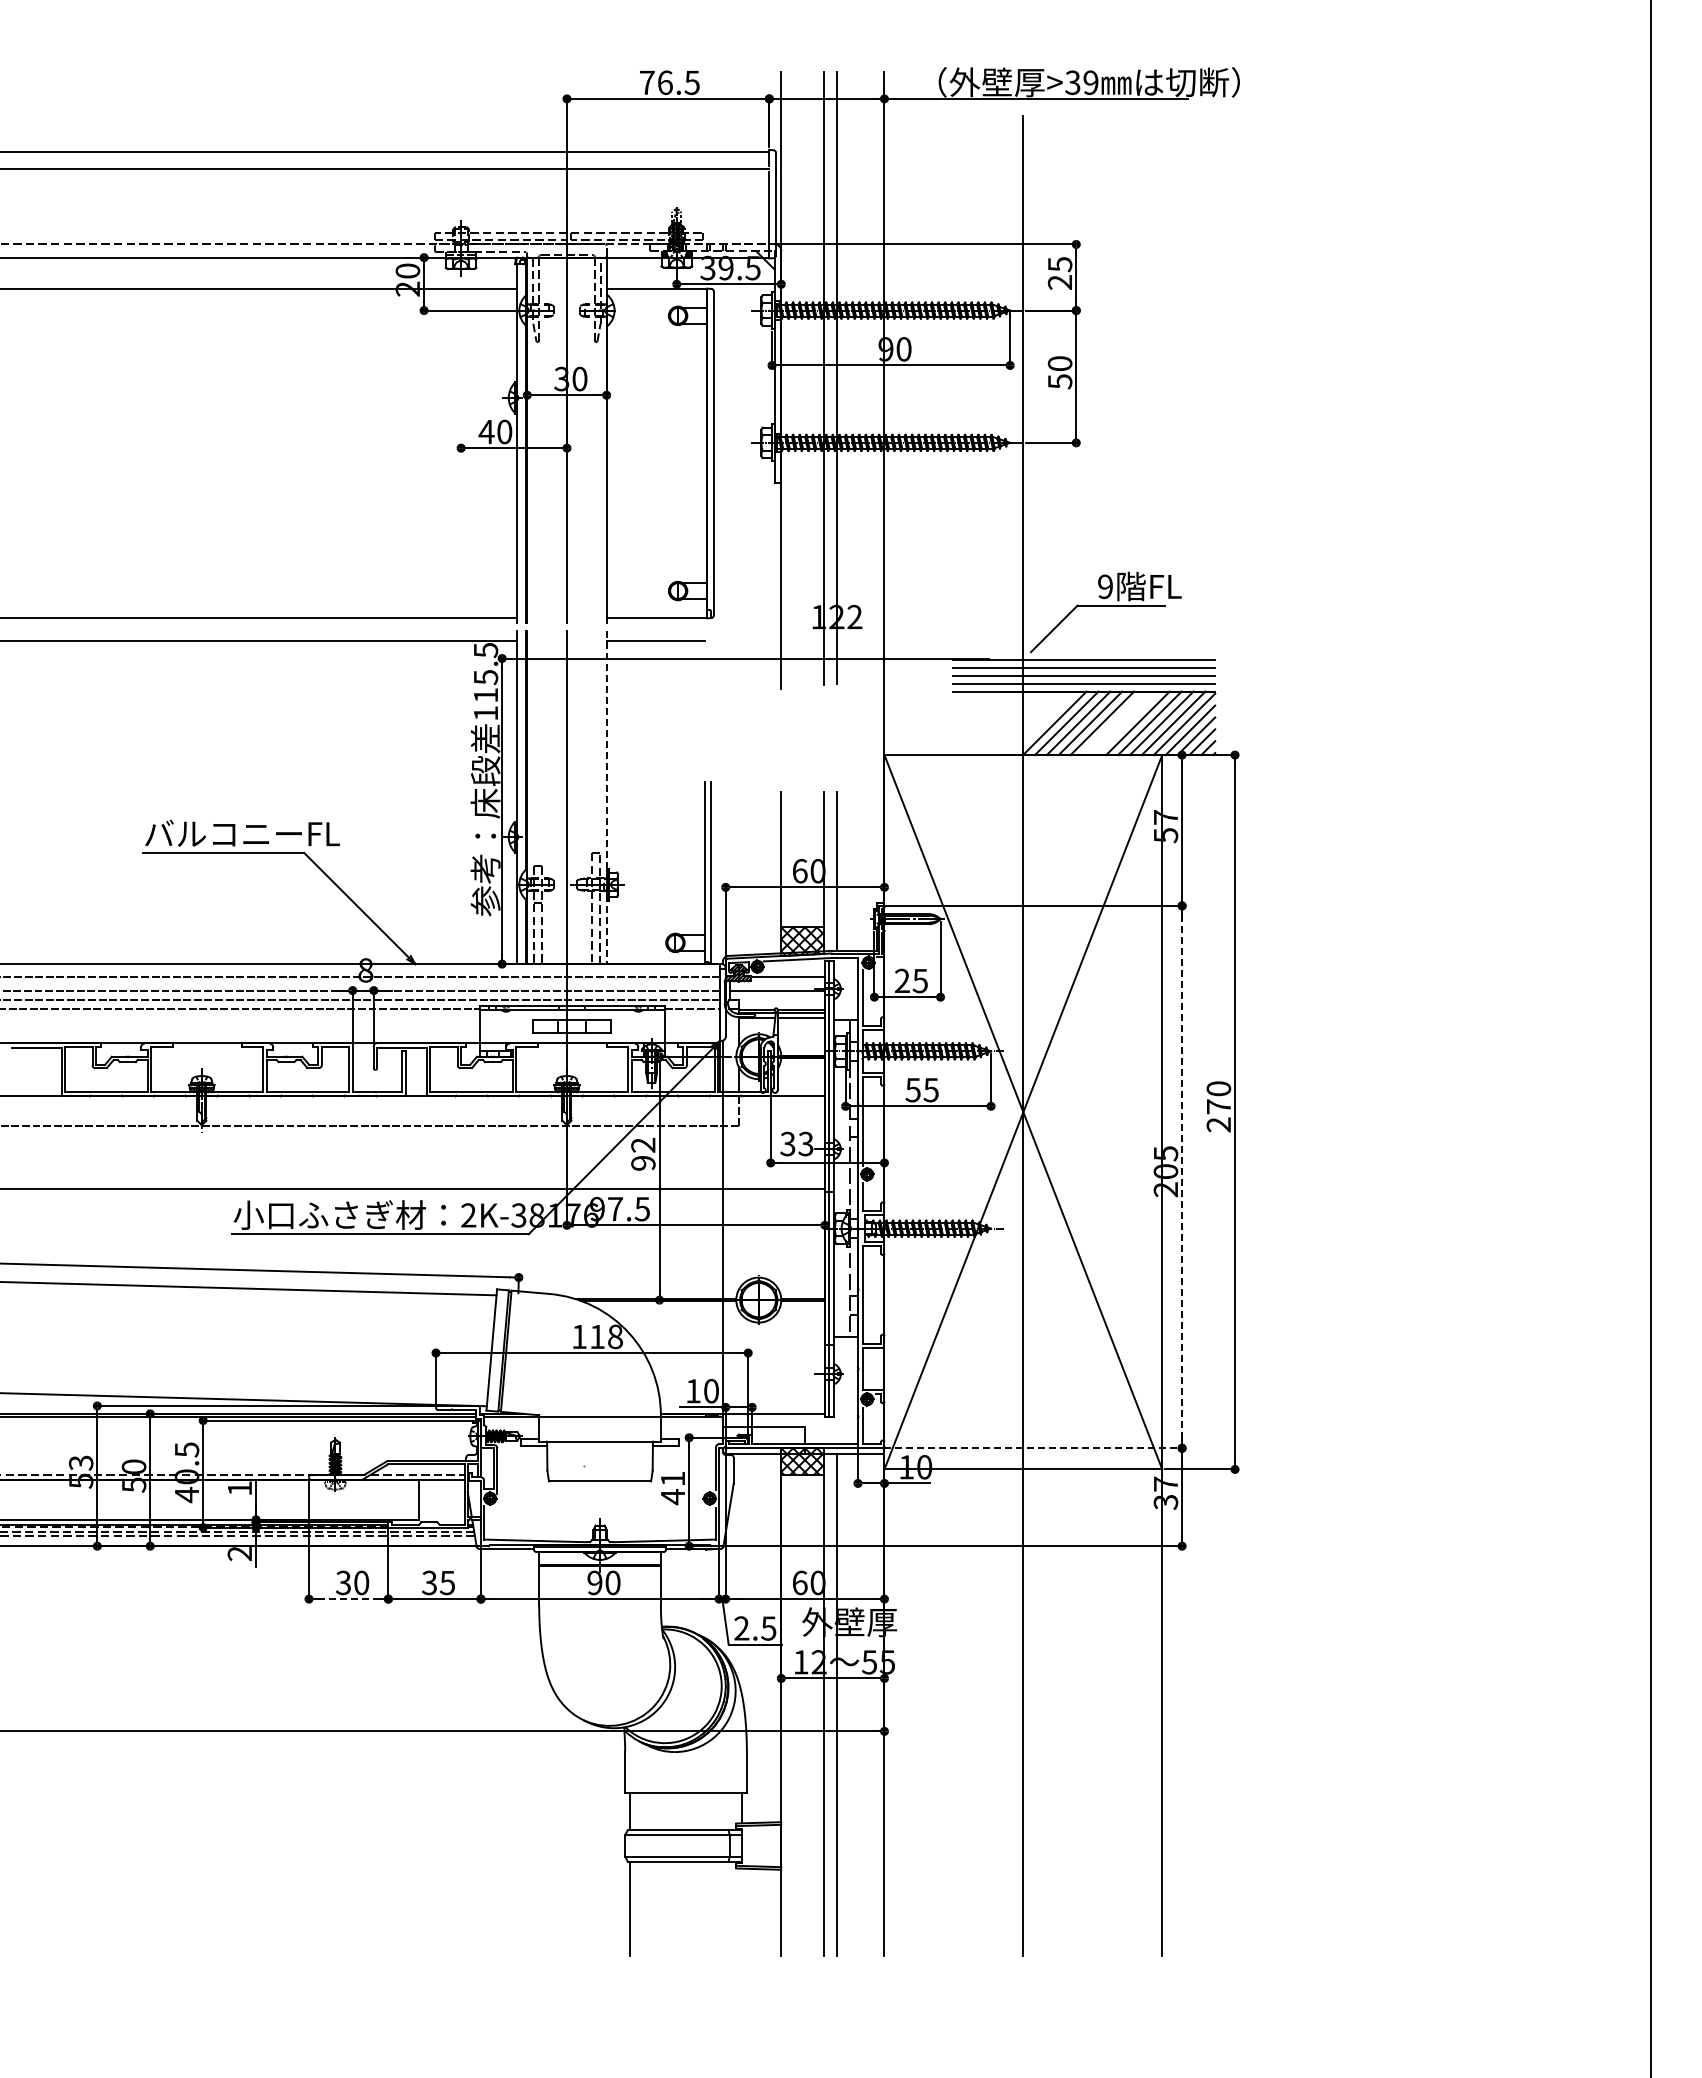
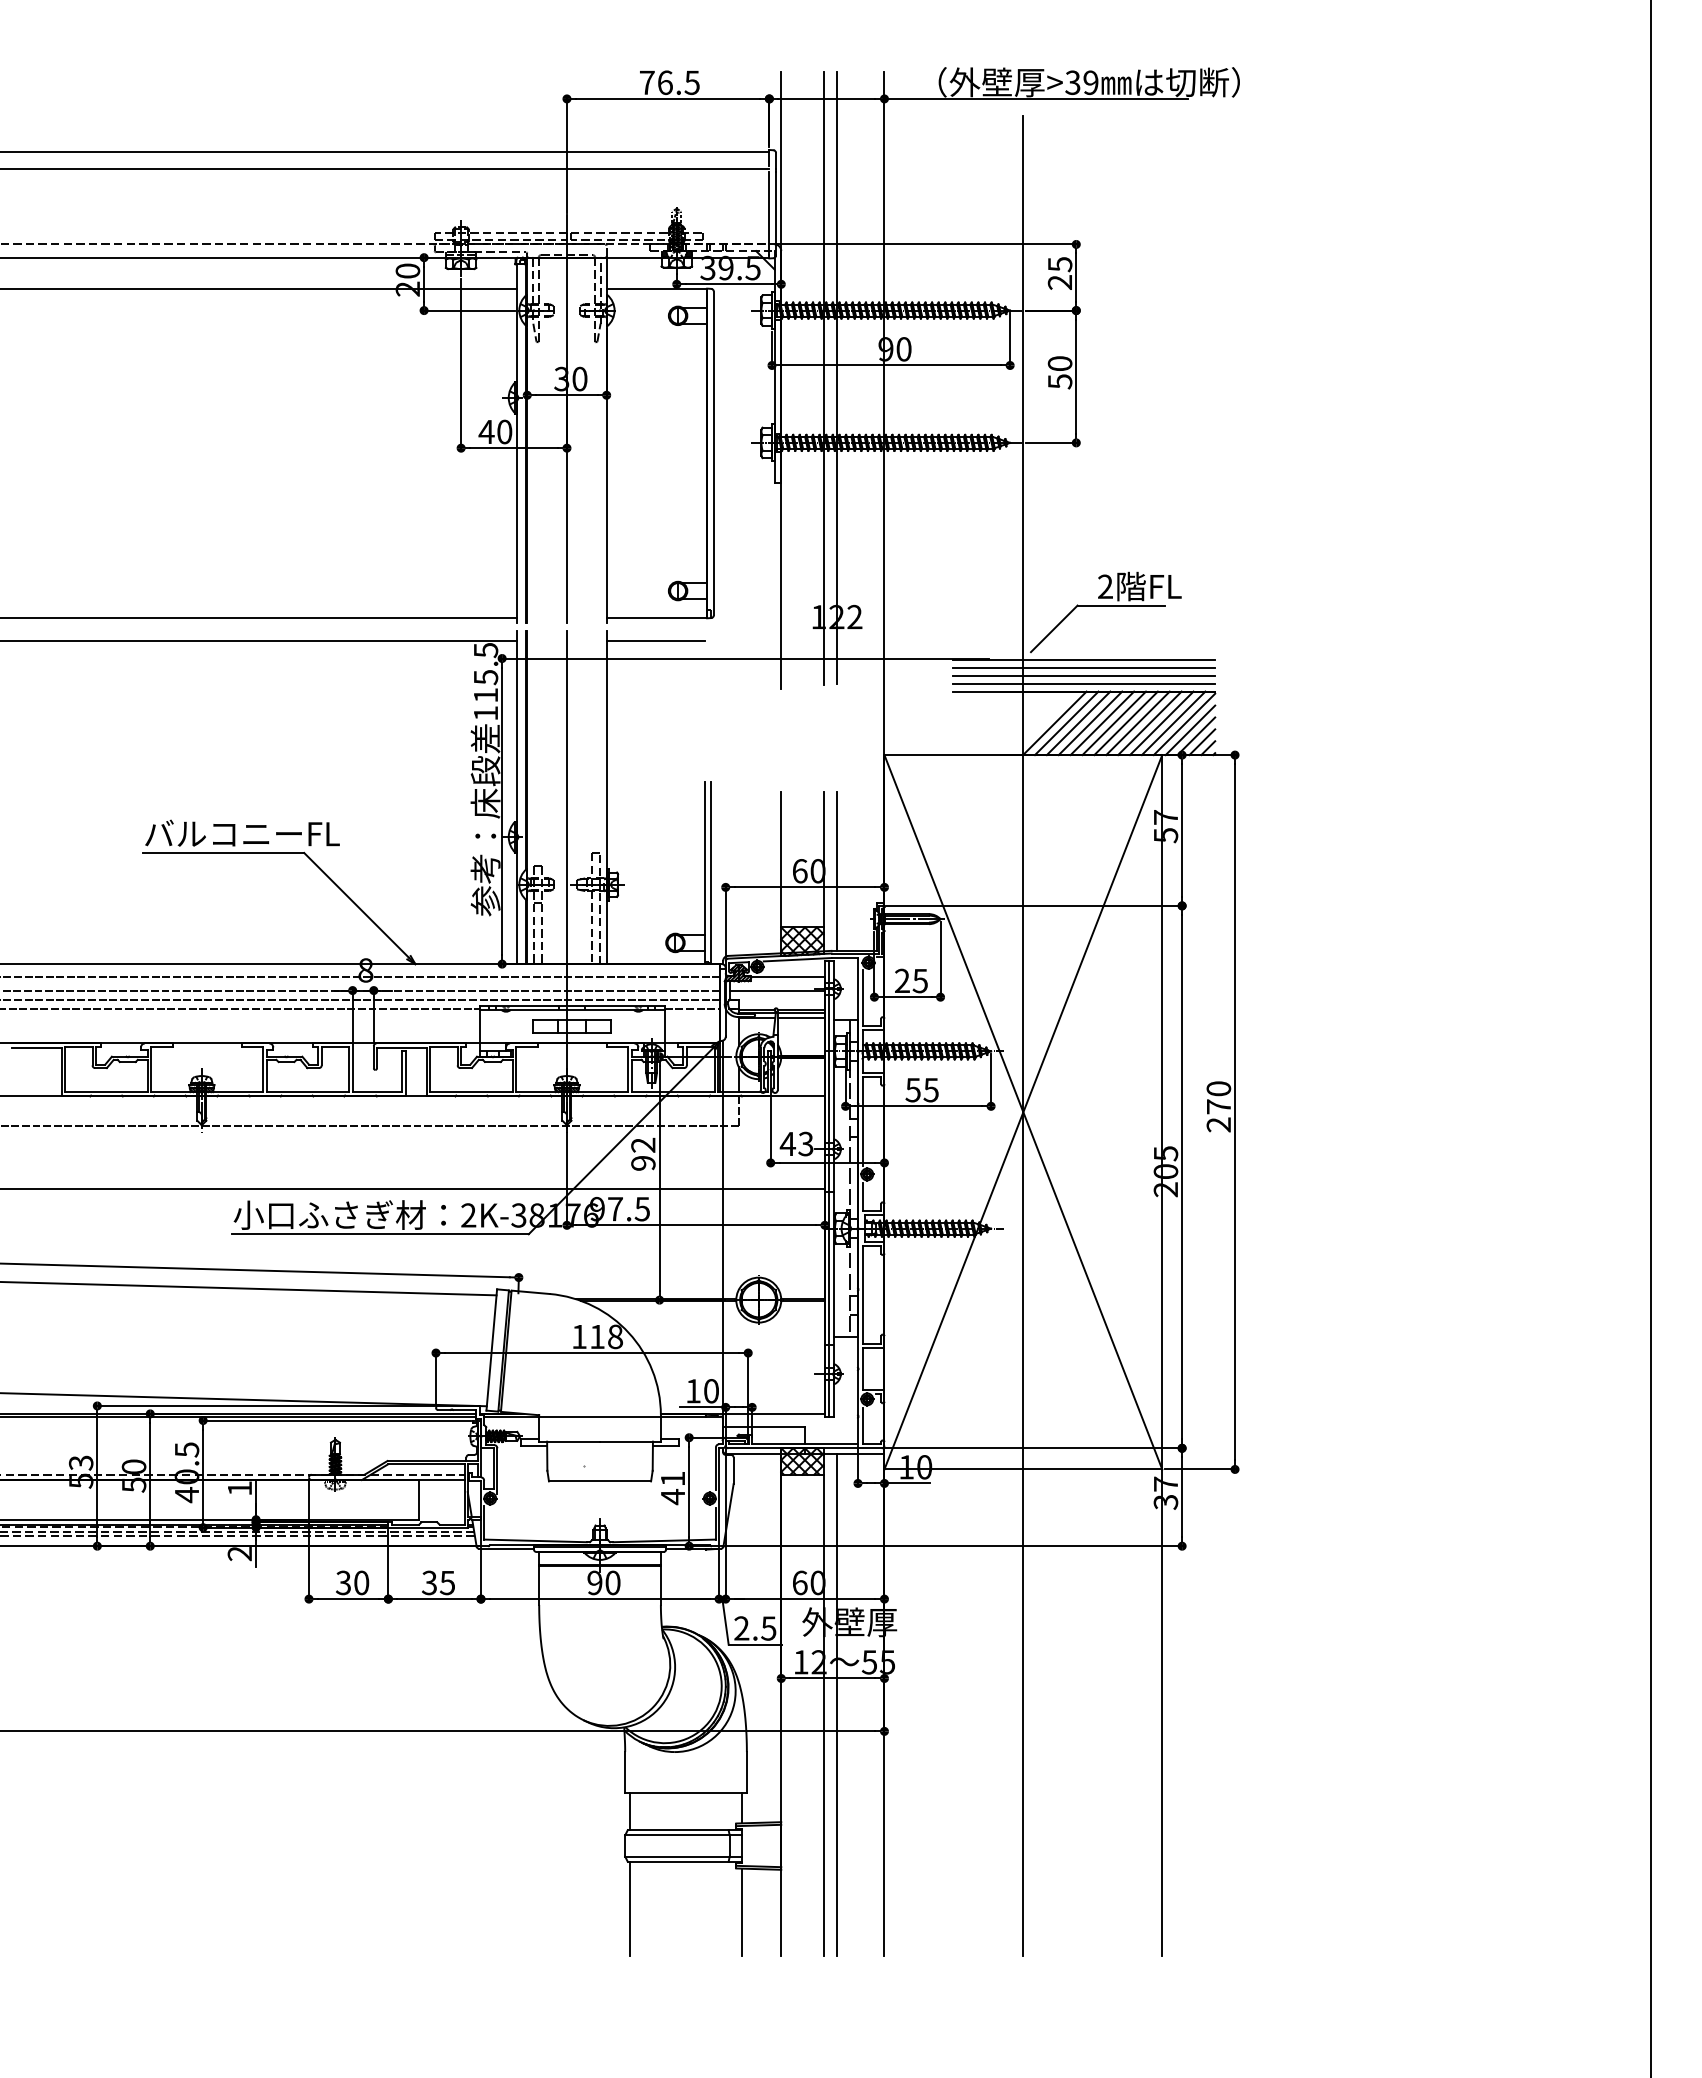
line: none -> present (461, 364)
text: 9 -> 2 (1105, 587)
line: none -> present (1114, 723)
line: none -> present (1125, 723)
line: dashed -> solid (606, 797)
text: 33 -> 43 (787, 1143)
line: dashed -> solid (1182, 1177)
line: dashed -> solid (1035, 1448)
line: dashed -> solid (348, 1599)
line: none -> present (741, 1912)
